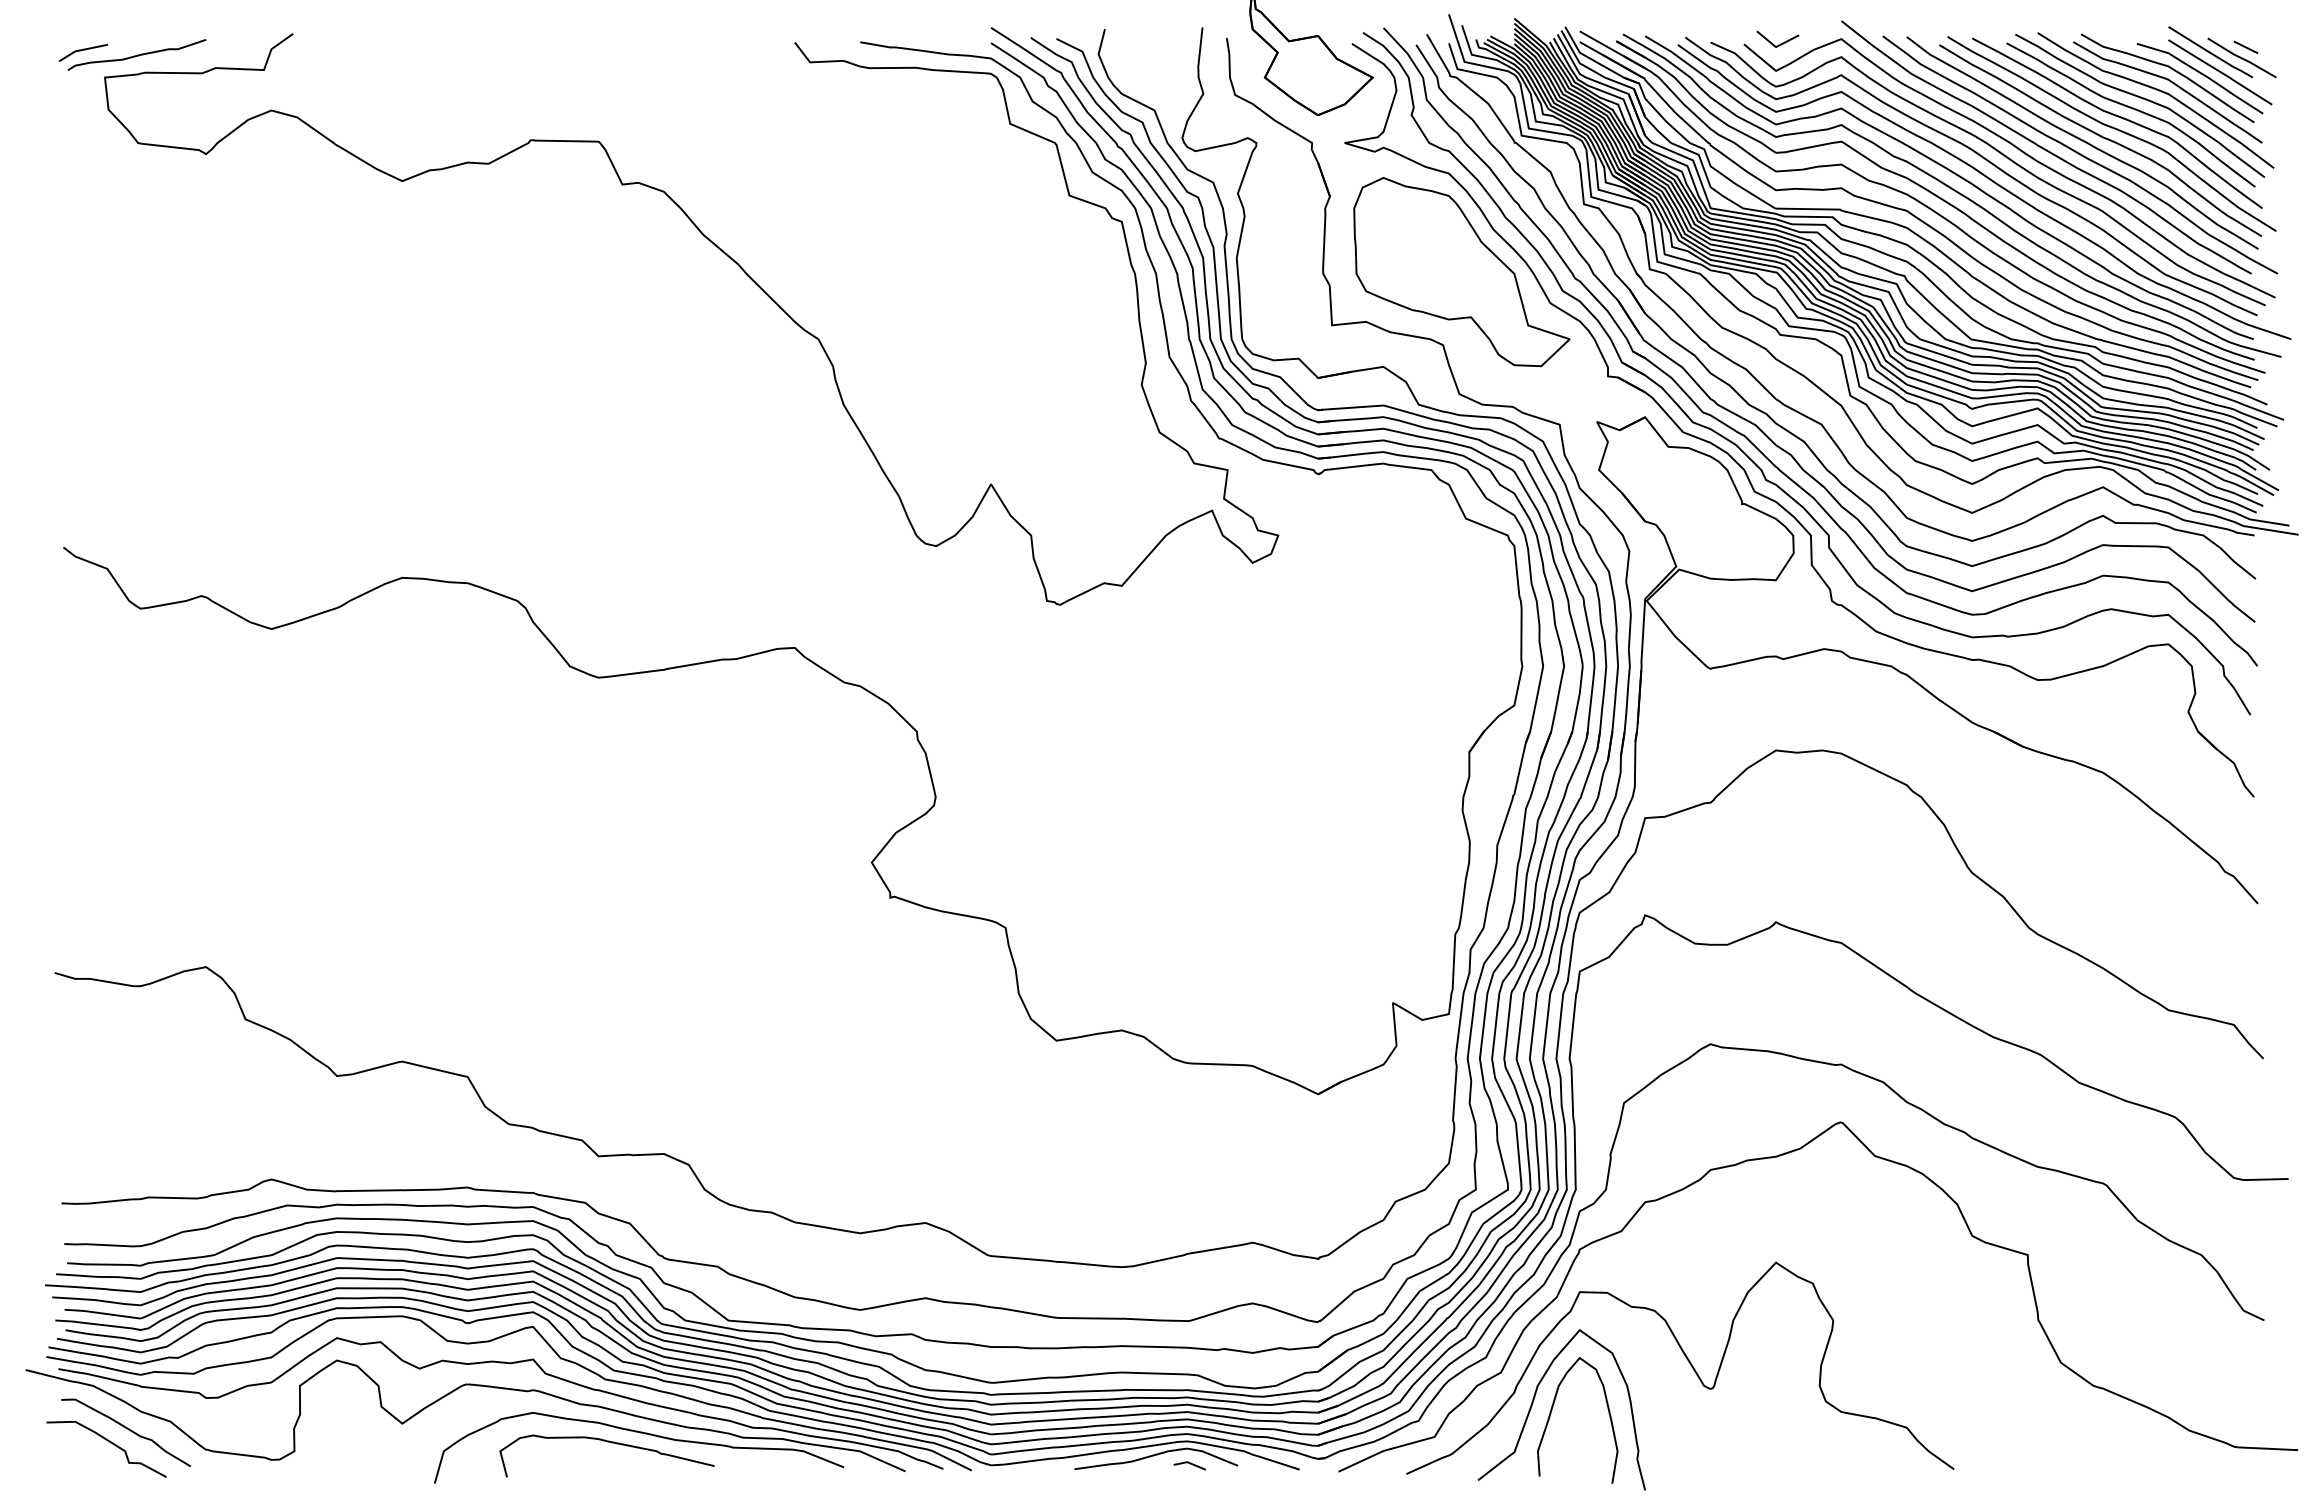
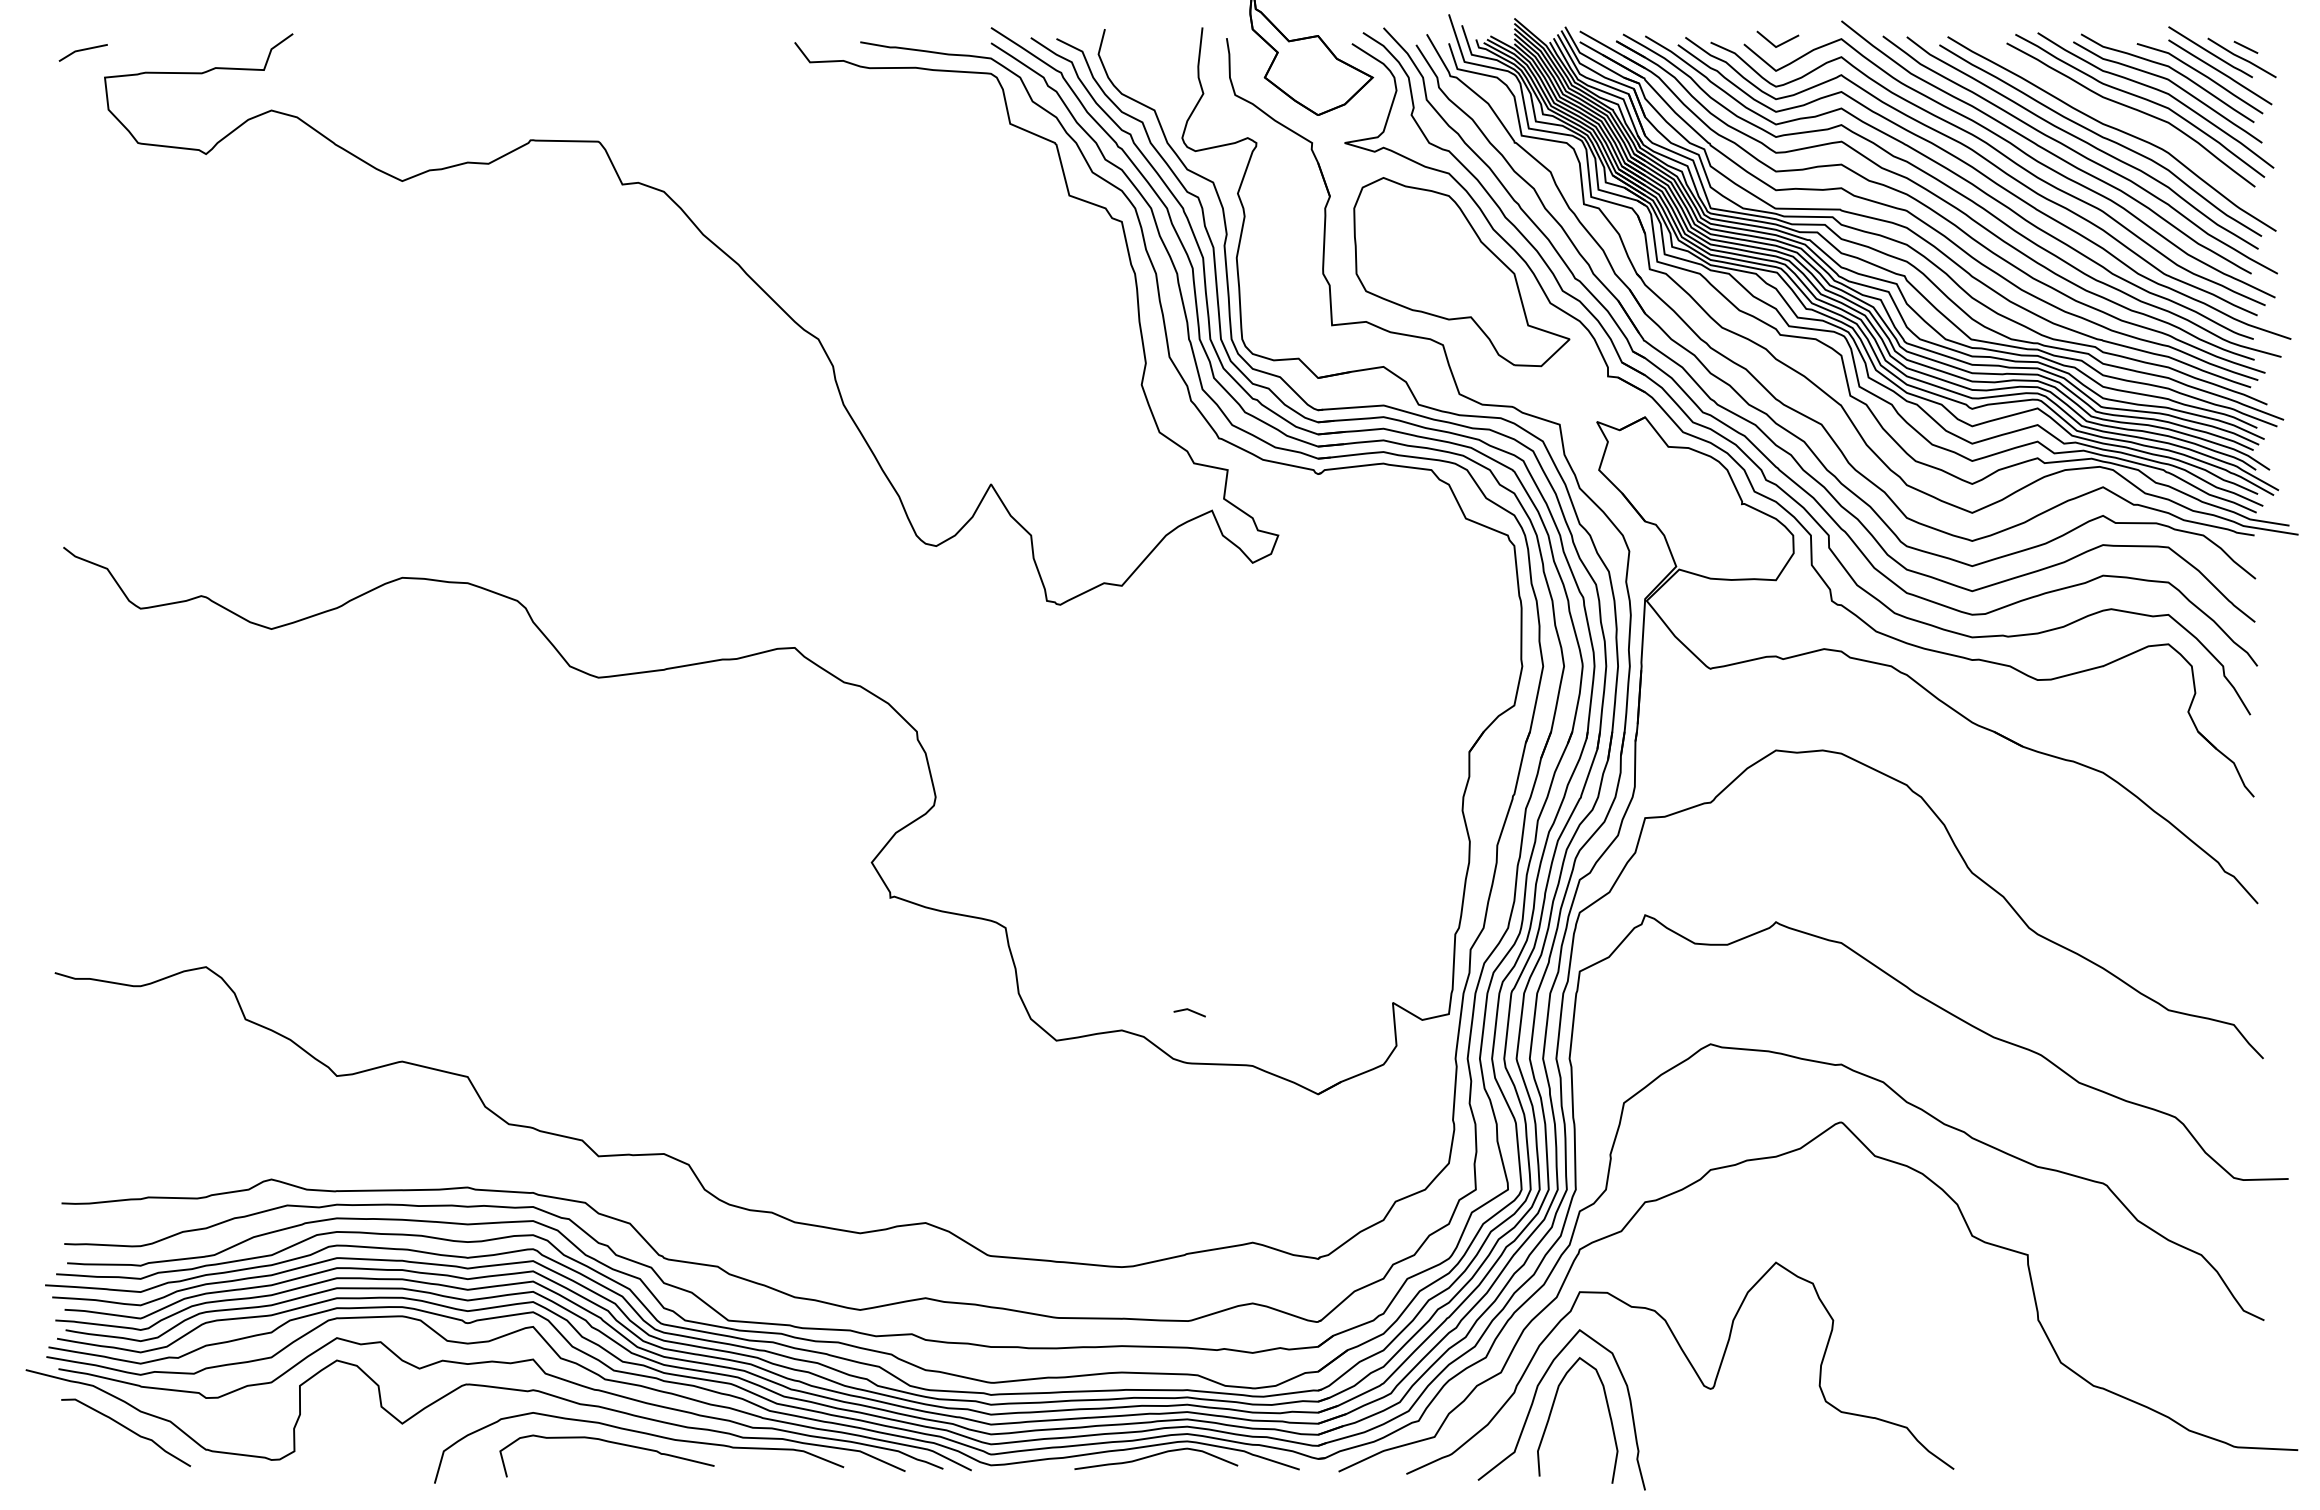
curve: present -> none (137, 54)
curve: present -> none (2117, 117)
curve: present -> none (110, 1443)
line position: (1190, 1464) -> (1190, 1011) (1190, 1011)
